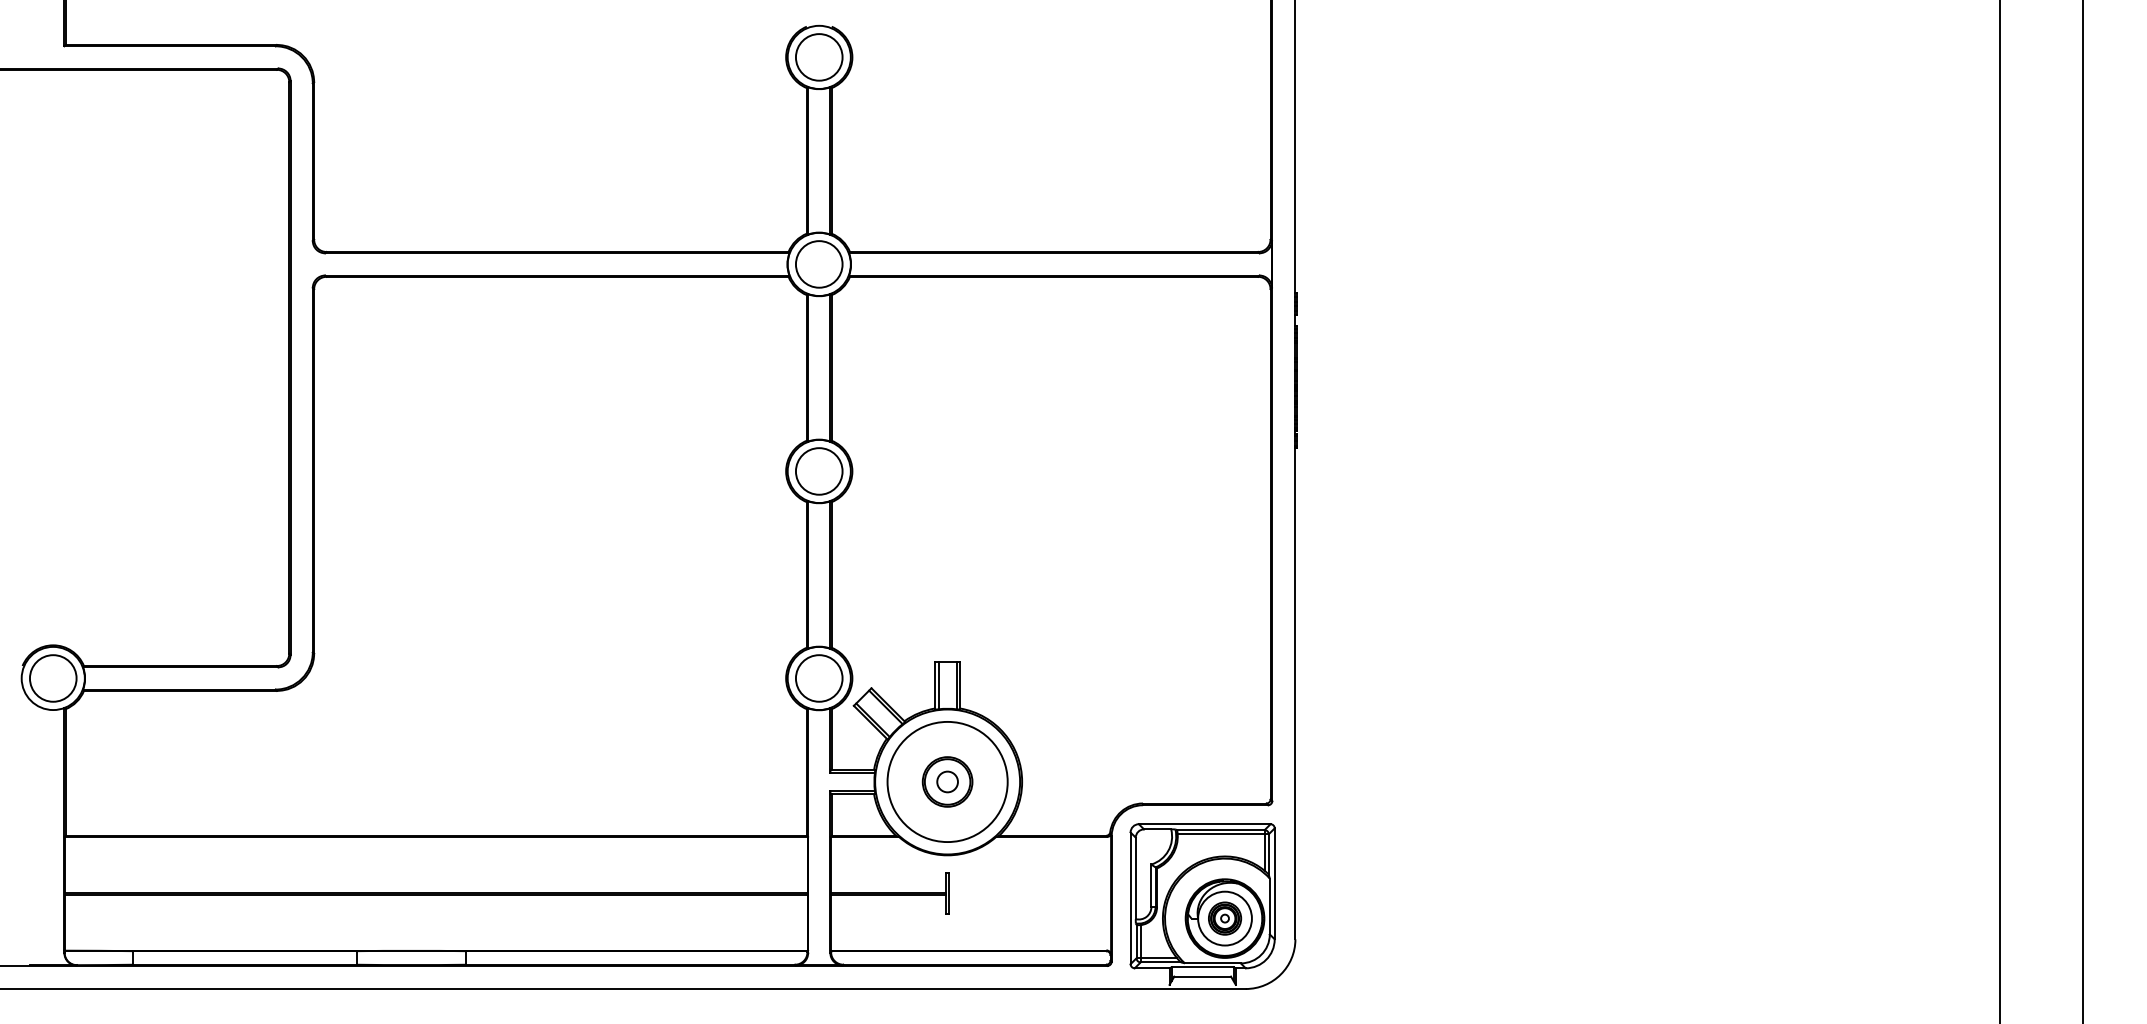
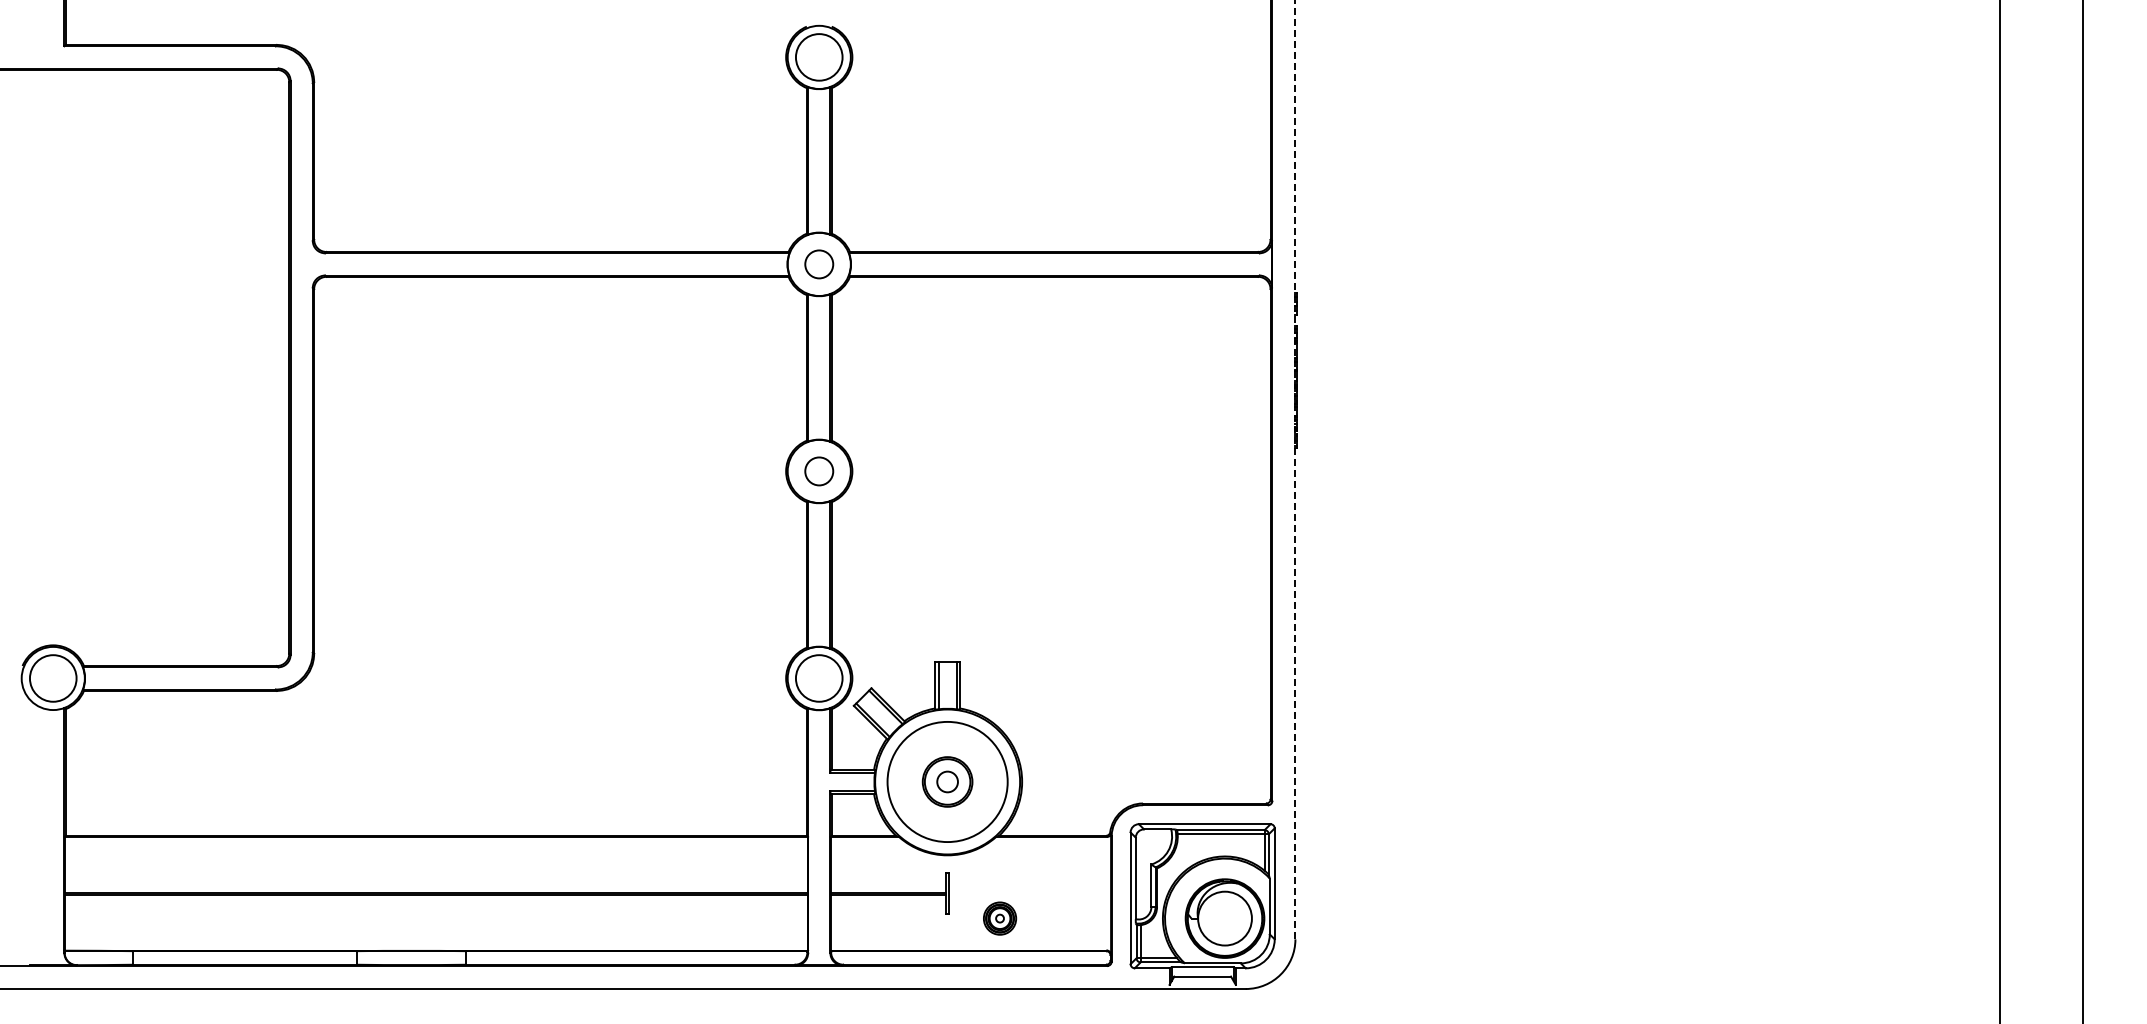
circle diameter: 47 px -> 28 px (819, 264)
line: solid -> dashed (1295, 469)
circle diameter: 47 px -> 28 px (819, 471)
part position: (1225, 918) -> (1000, 918) (1000, 918)
